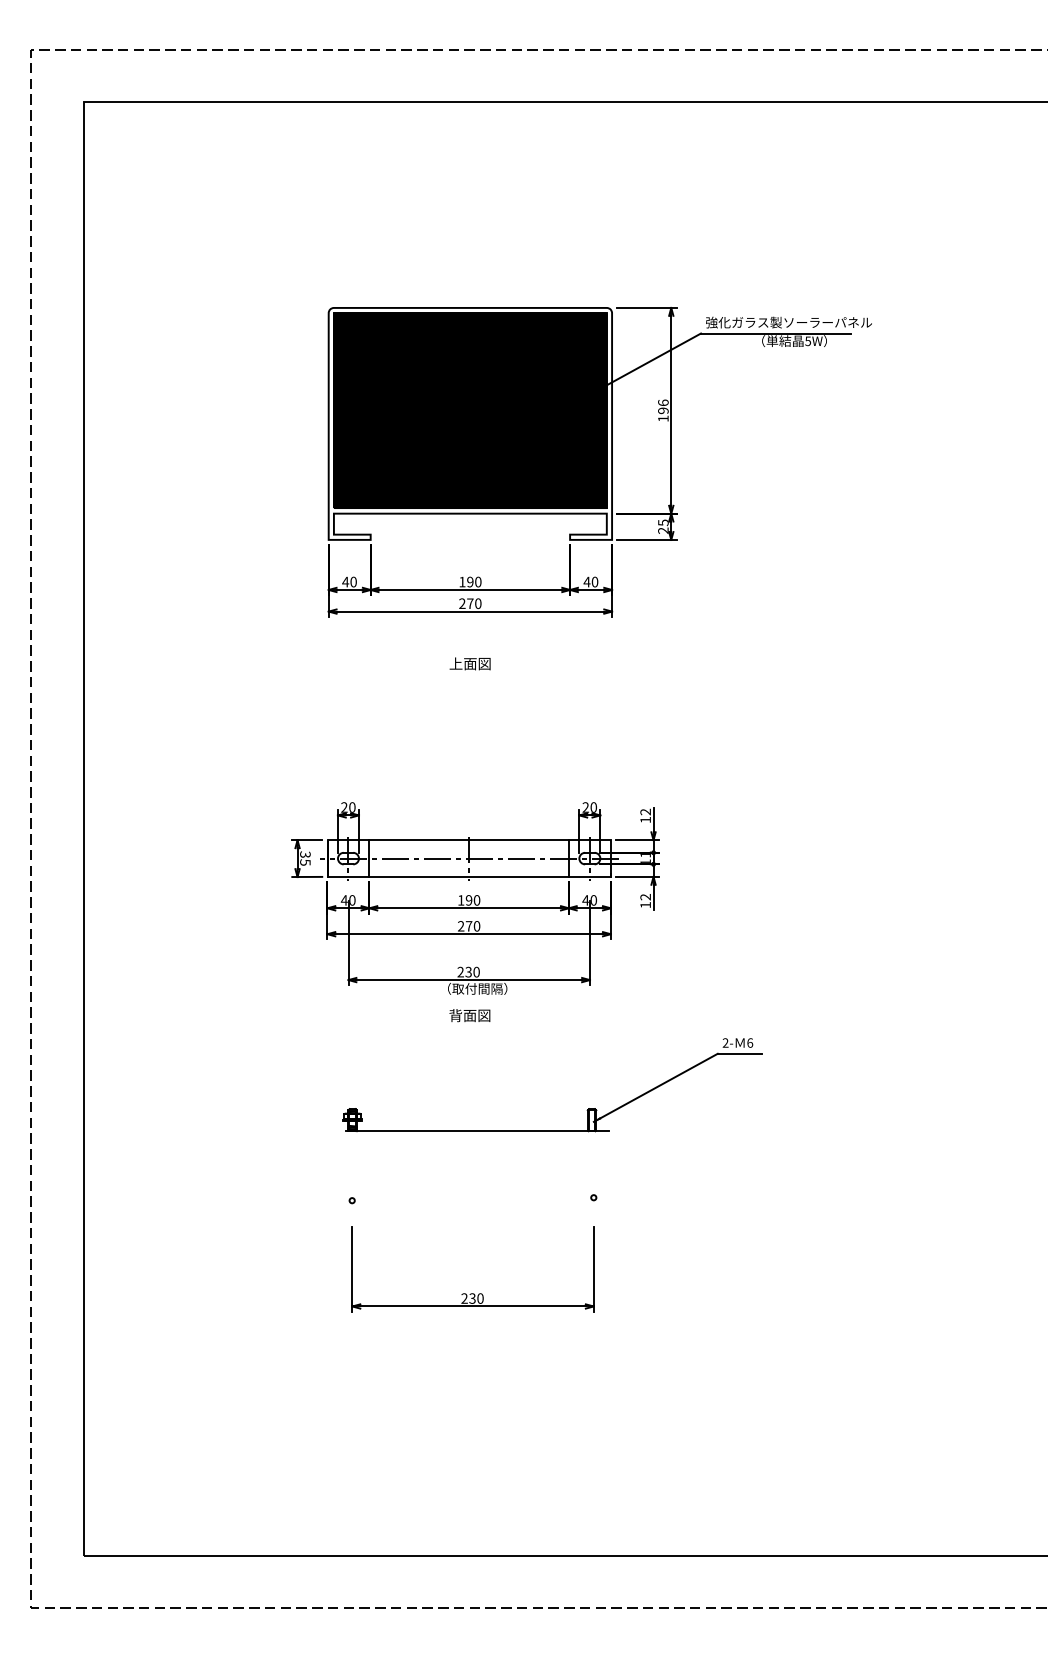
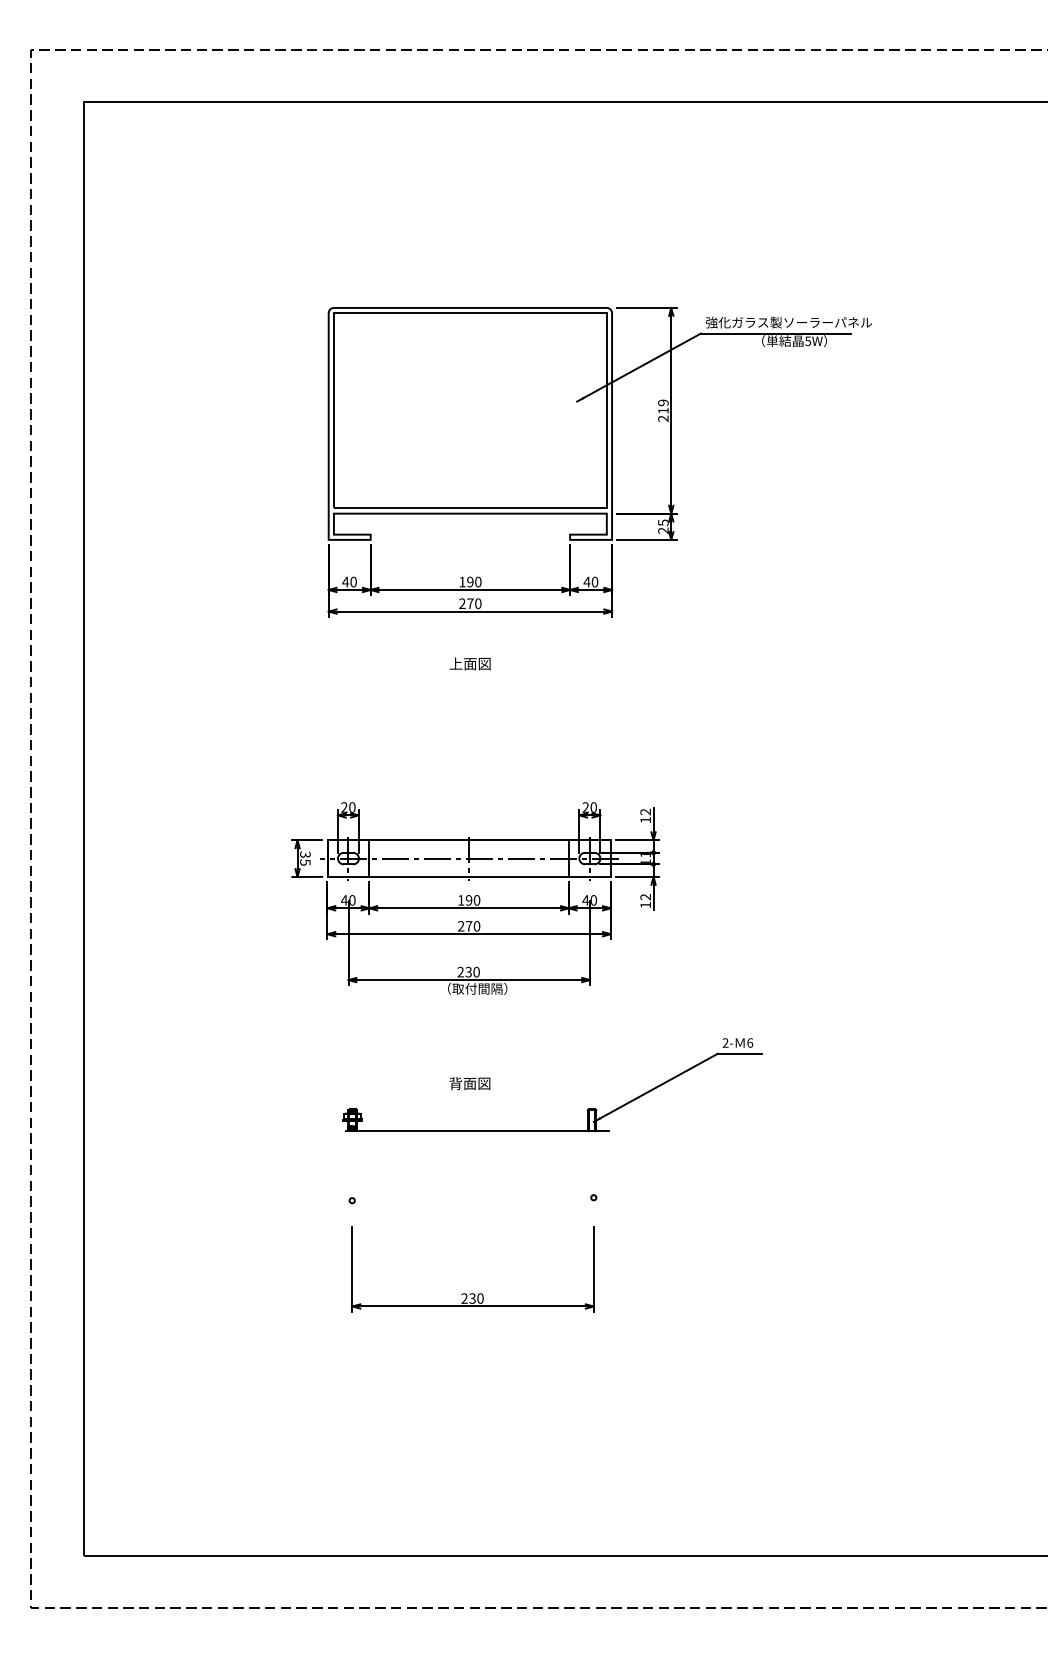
hatch: present -> none (469, 410)
text: 196 -> 219 (663, 410)
text position: (469, 1015) -> (469, 1083) (469, 1083)
